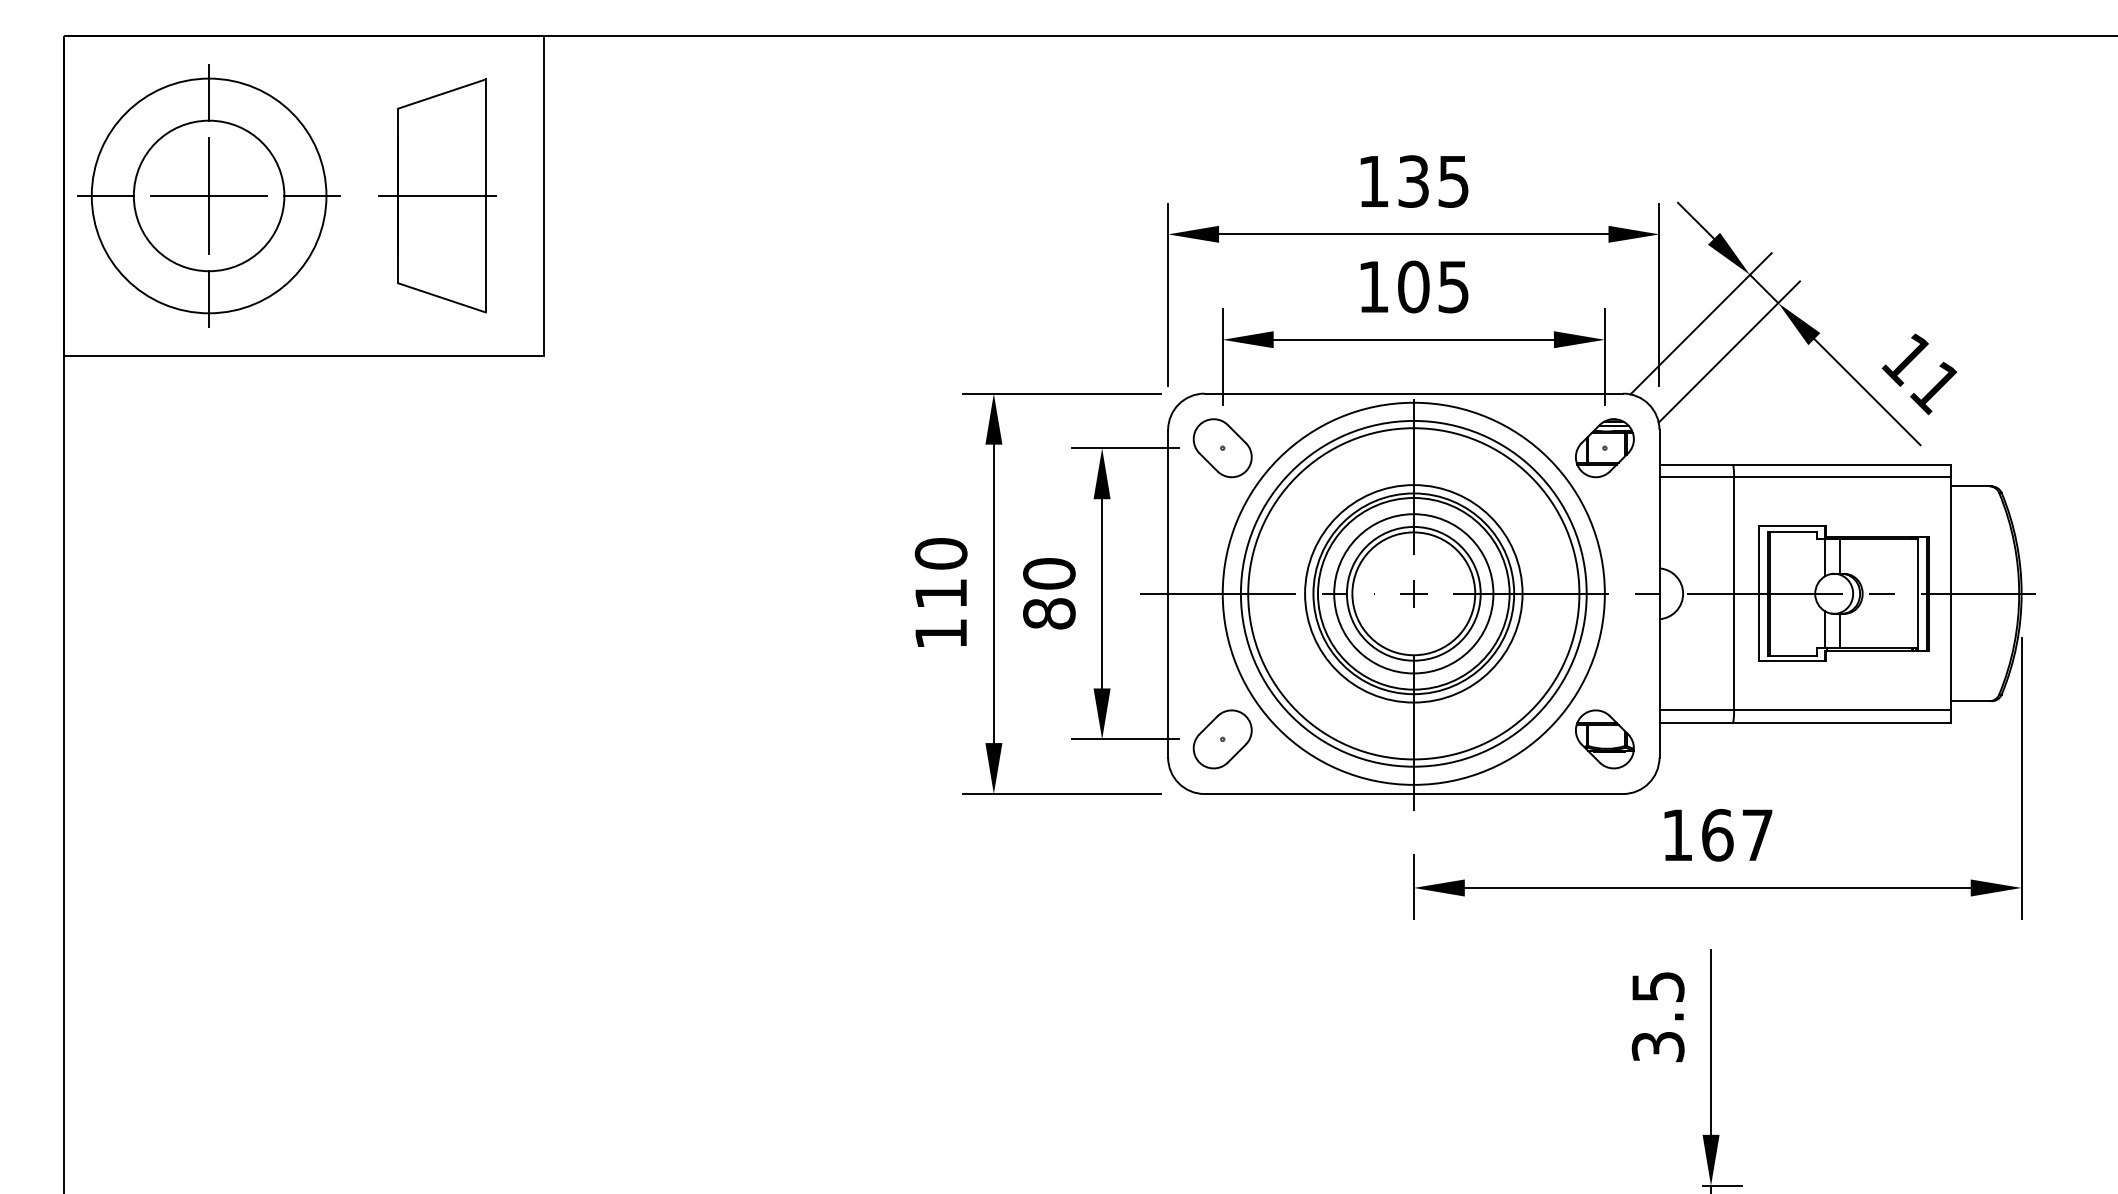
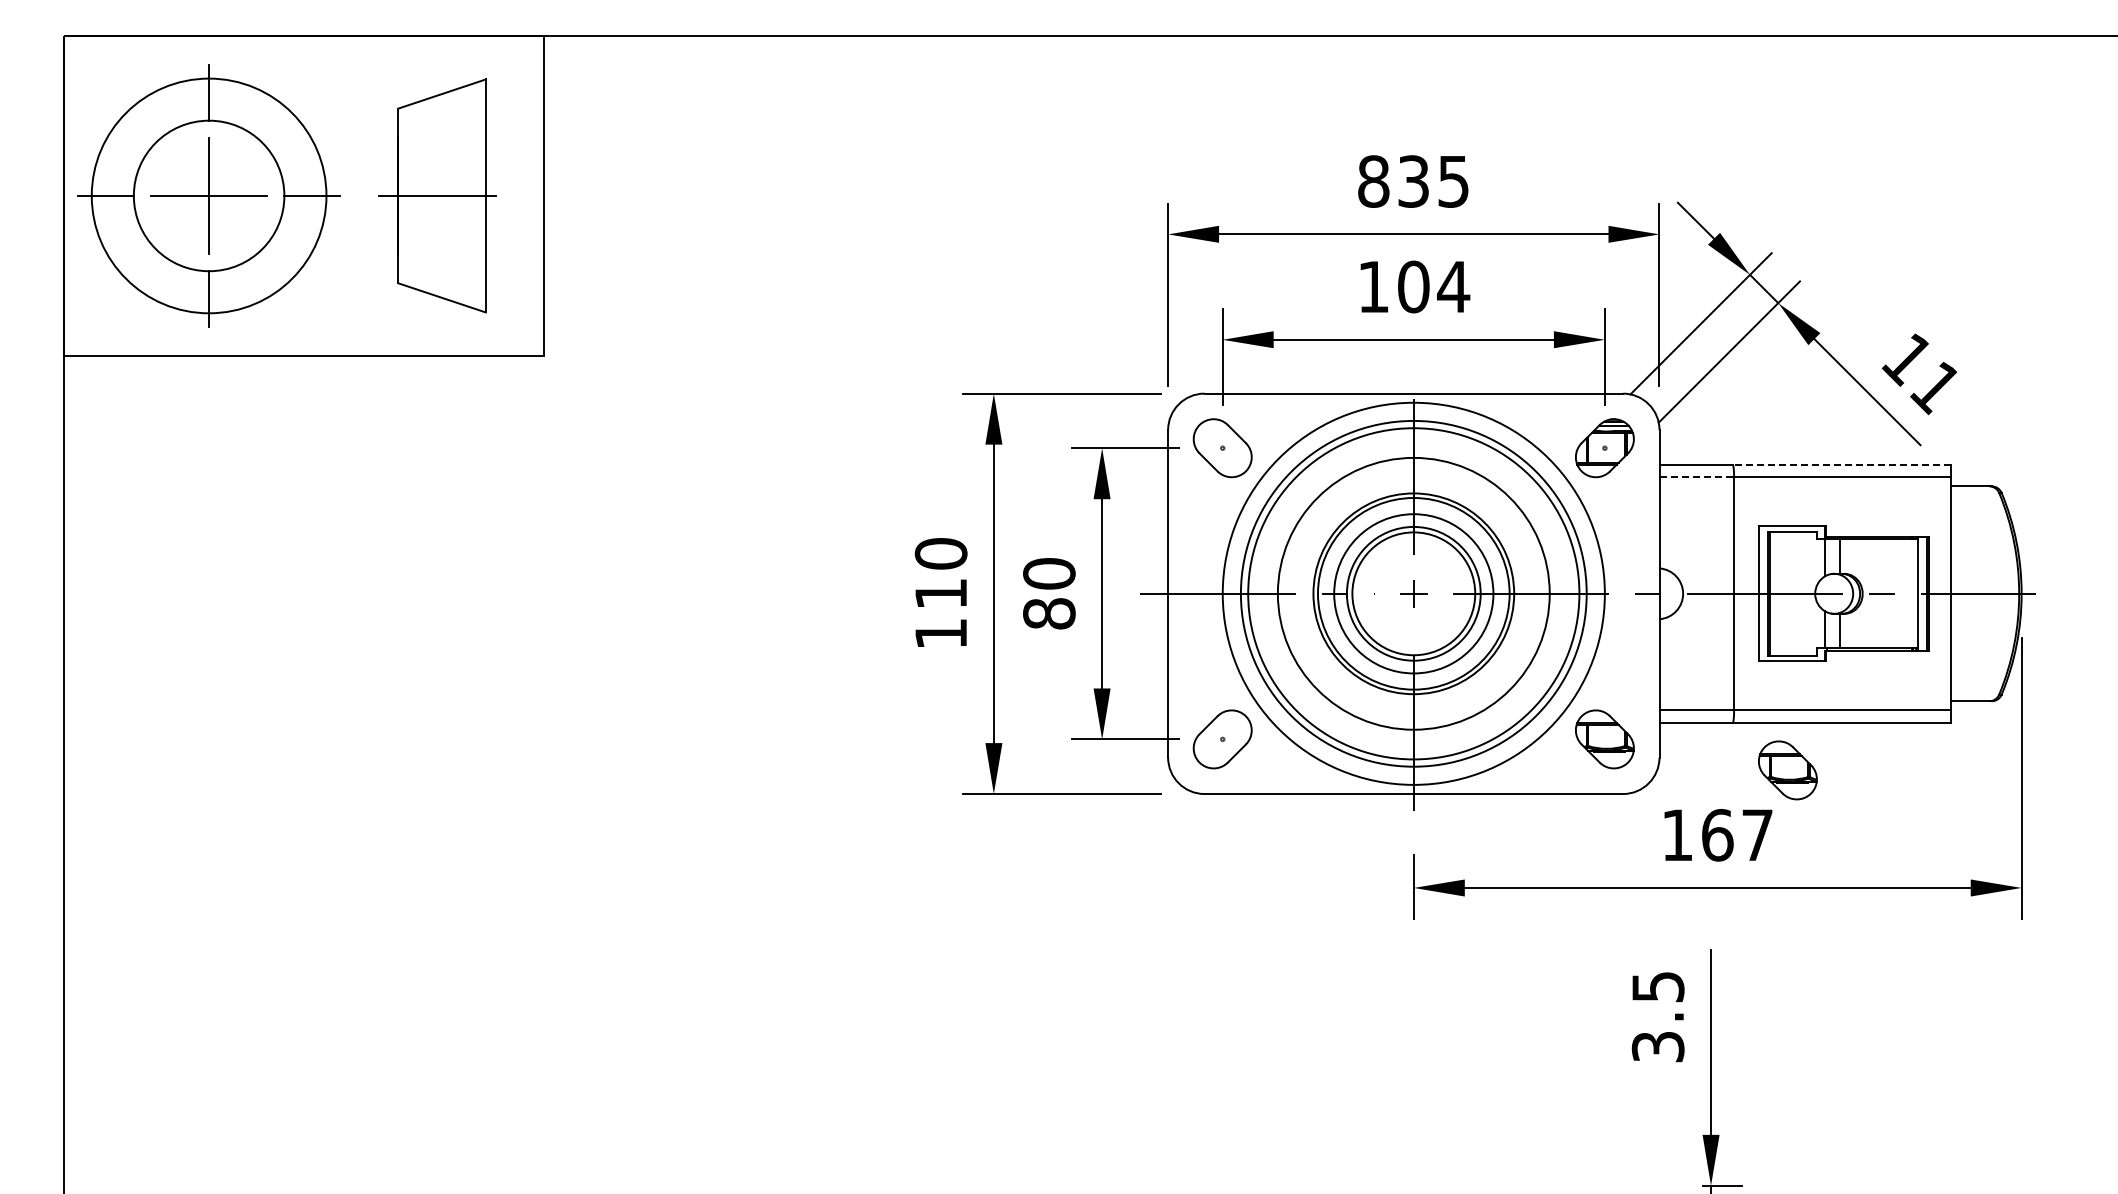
text: 135 -> 835 (1373, 181)
text: 105 -> 104 (1453, 287)
line: solid -> dashed (1841, 464)
line: solid -> dashed (1697, 477)
circle diameter: 217 px -> 272 px (1413, 593)
part: none -> present (1787, 770)
